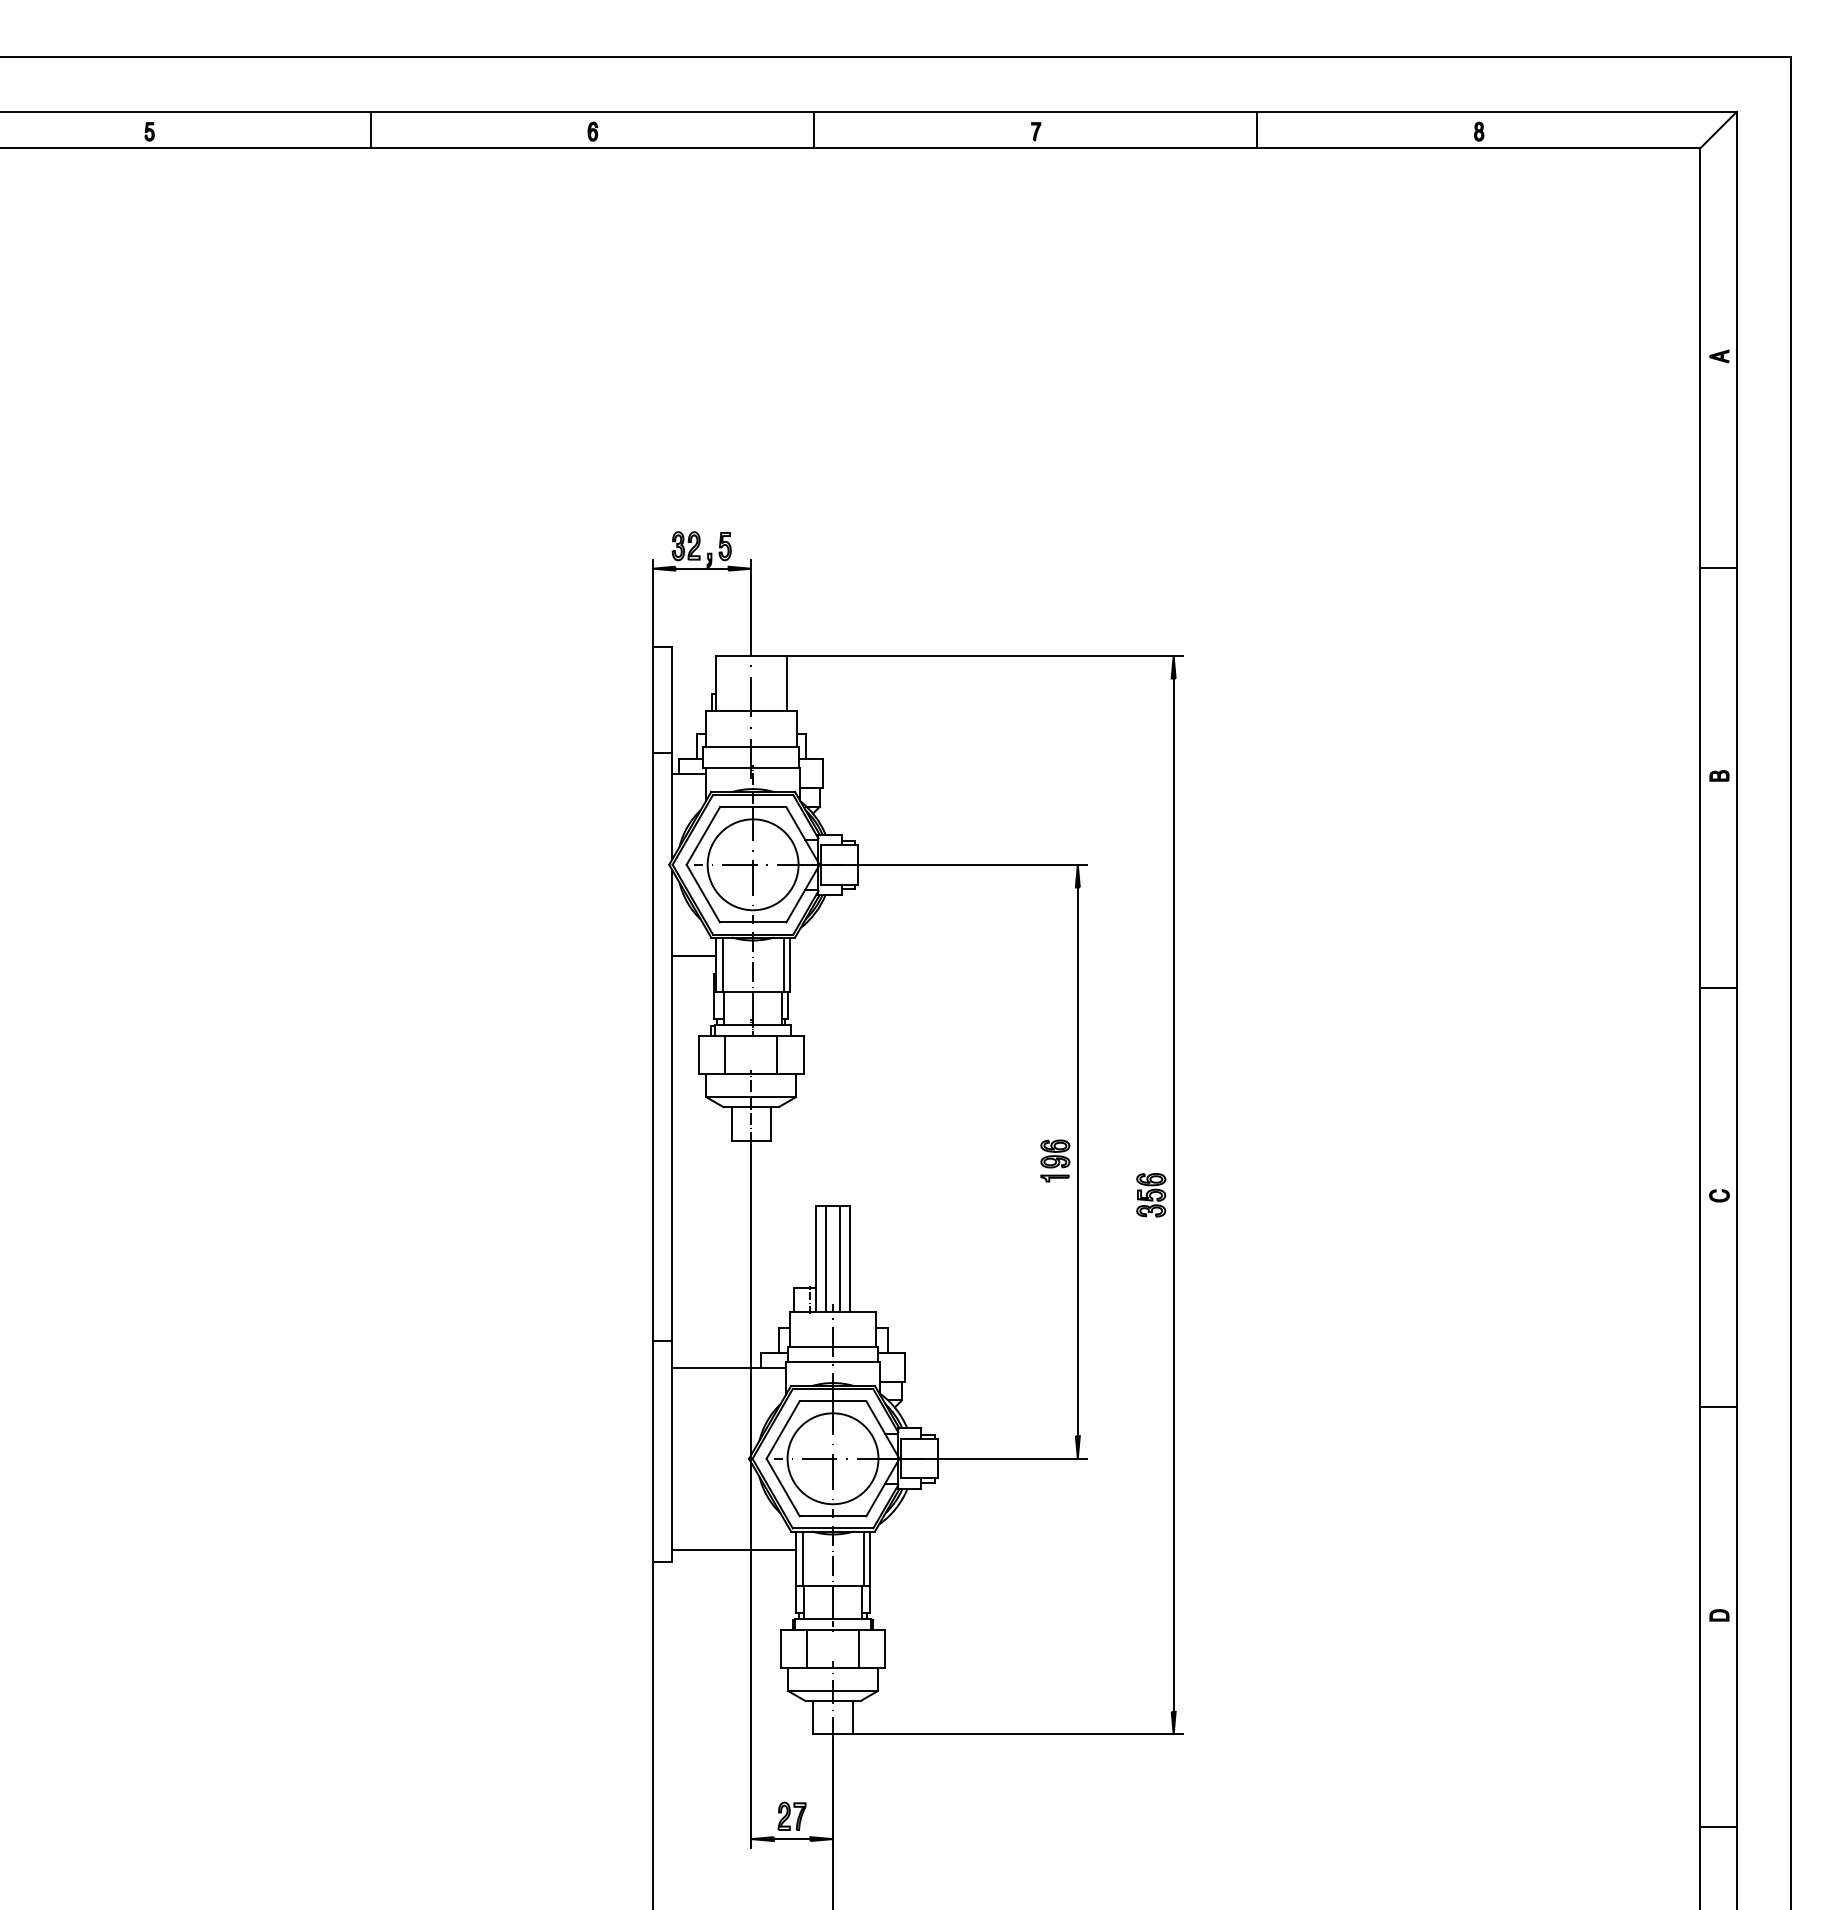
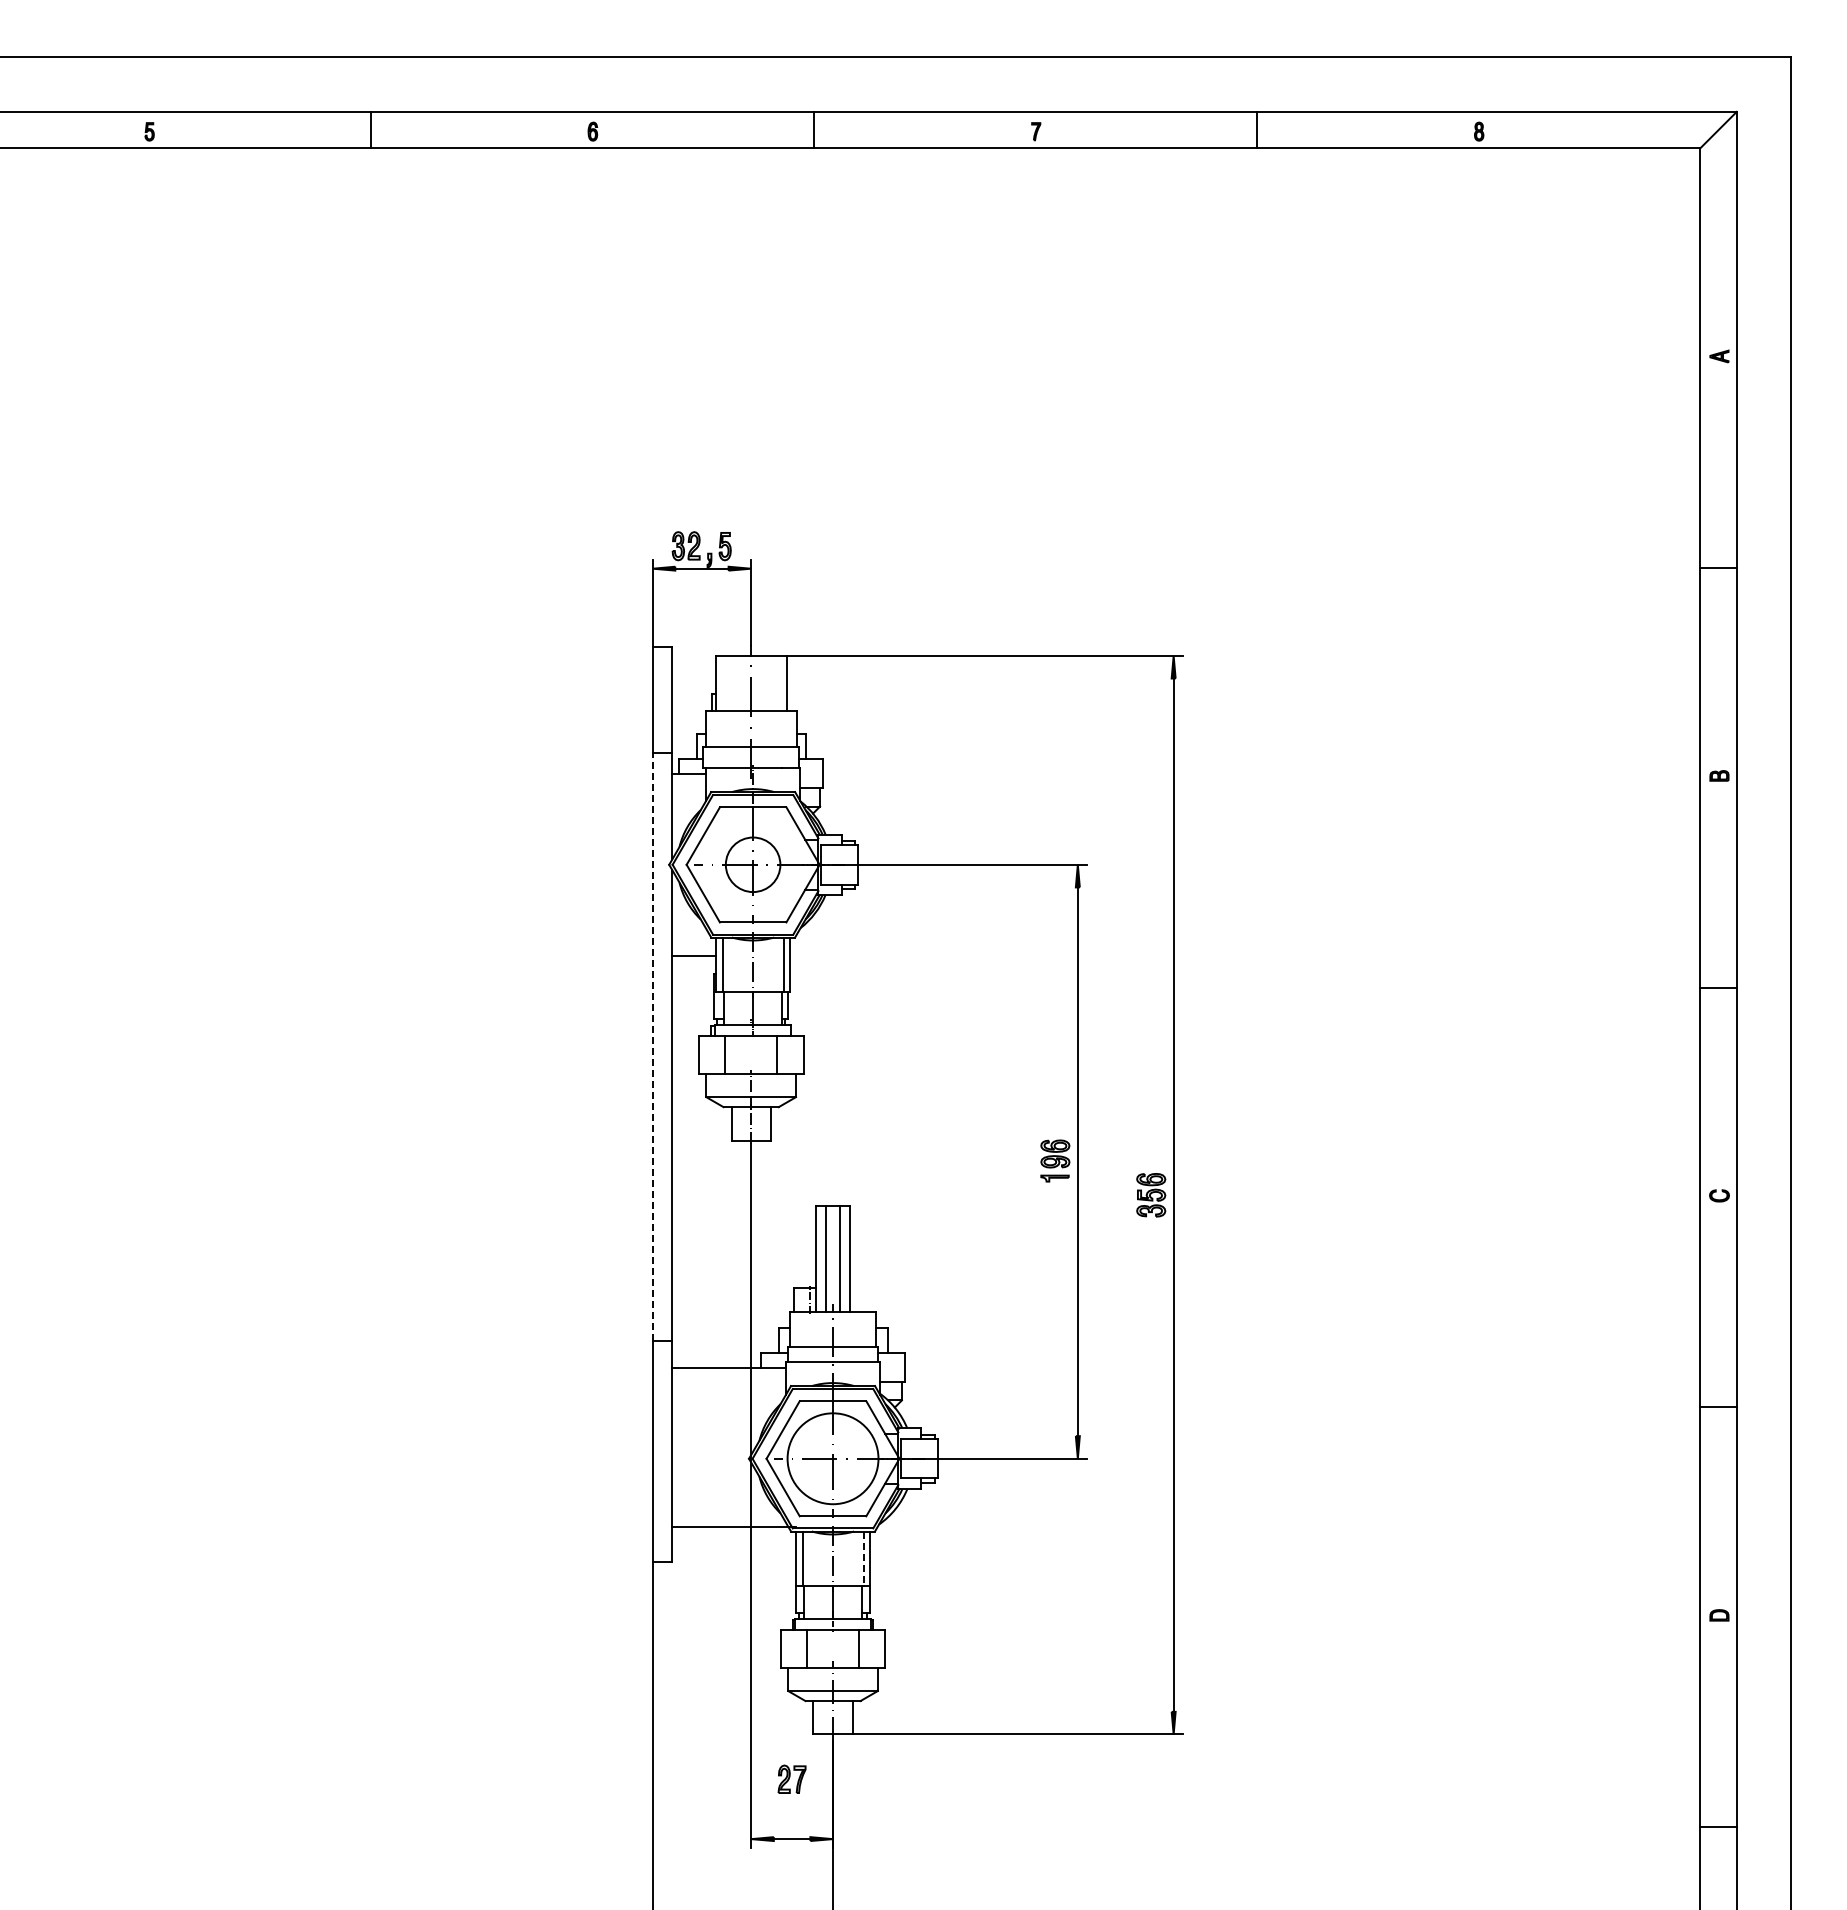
circle diameter: 91 px -> 55 px (752, 864)
line: solid -> dashed (652, 1046)
line position: (733, 1549) -> (733, 1526) (733, 1526)
line: solid -> dashed (863, 1559)
part position: (791, 1815) -> (791, 1778) (791, 1778)
